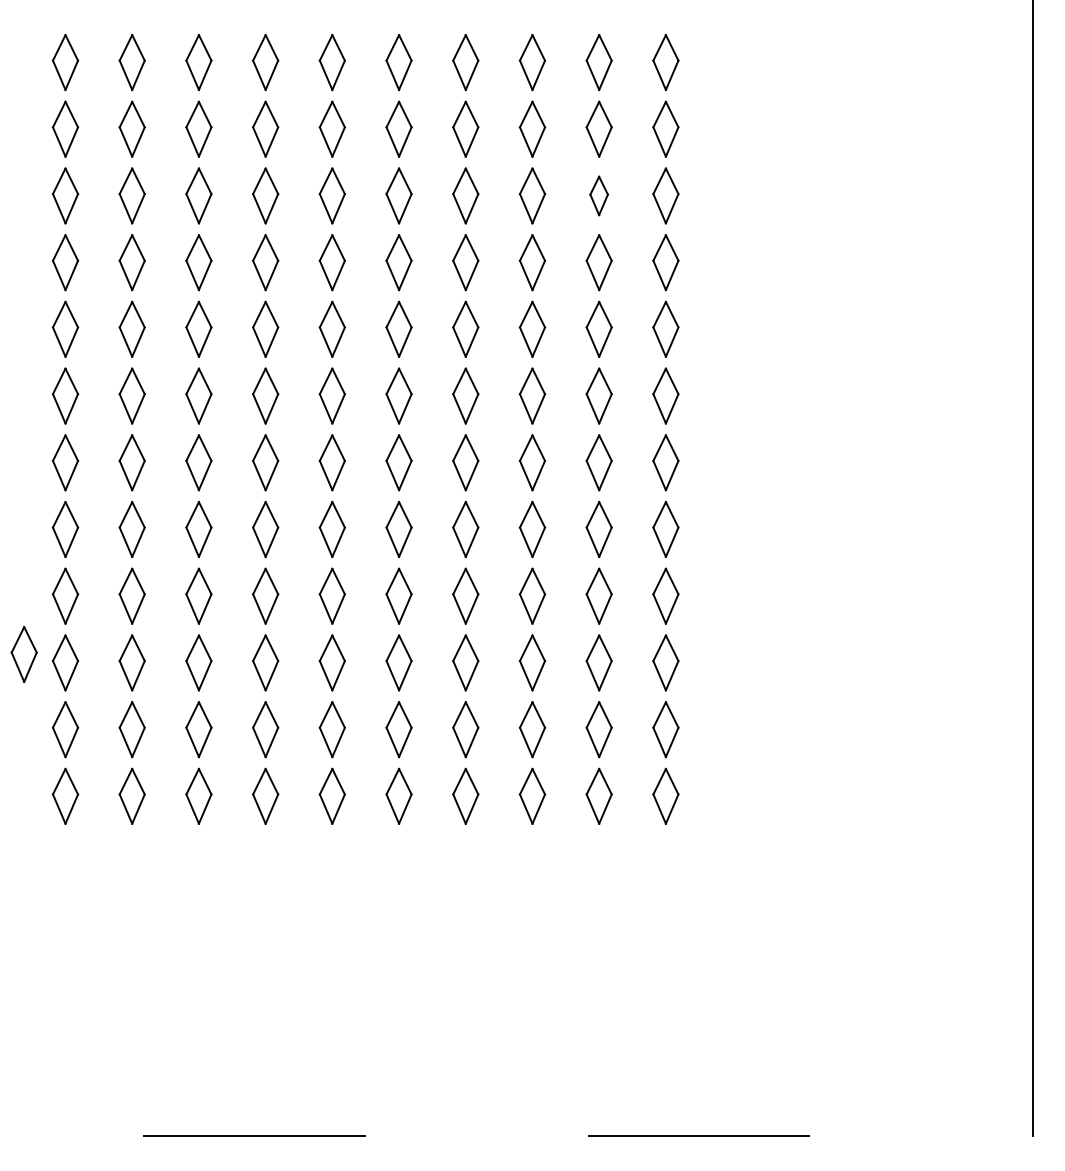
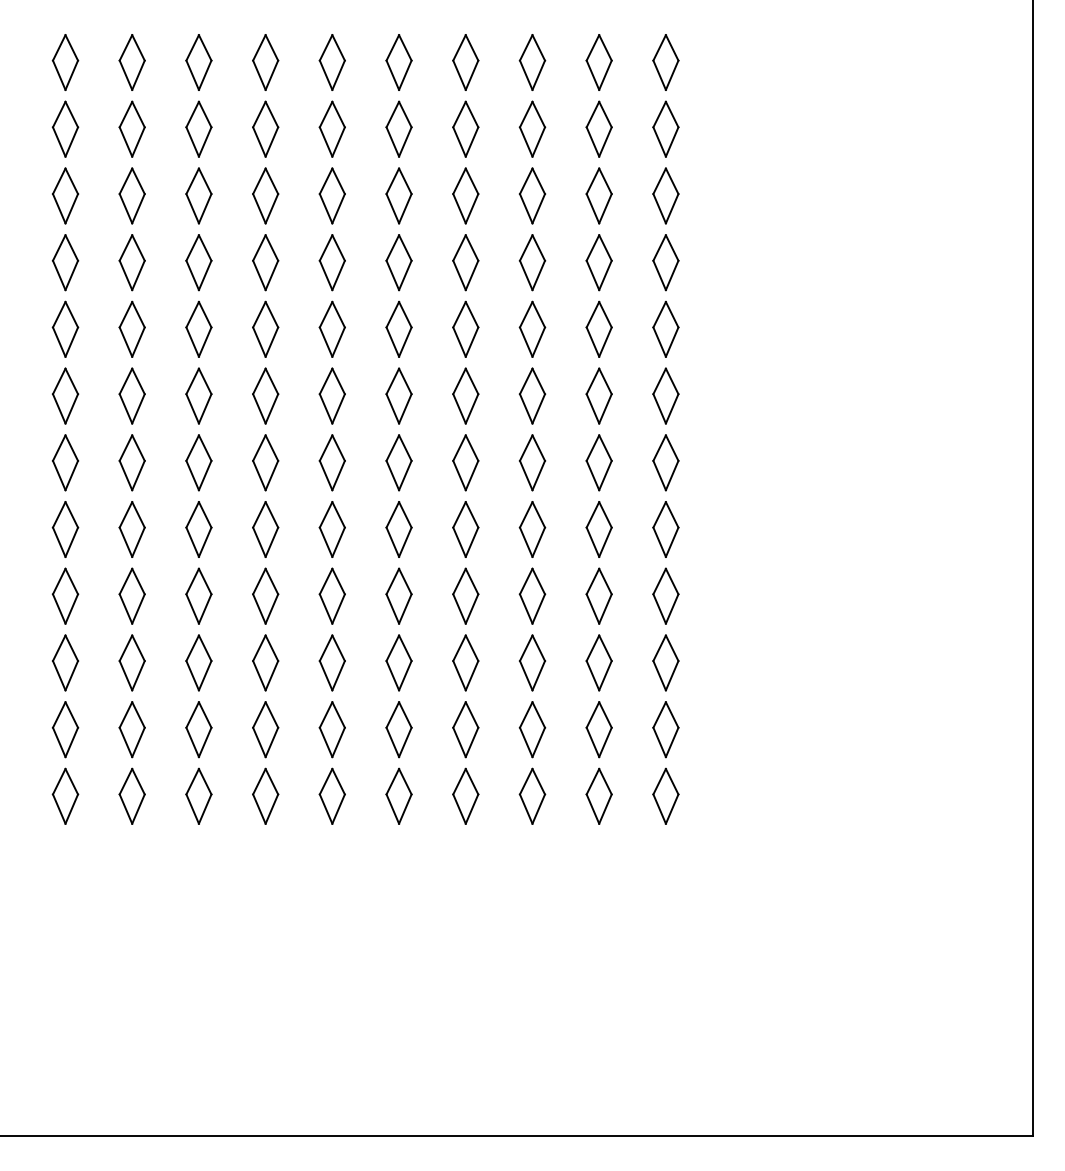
part size: 20x42 px -> 28x58 px (598, 195)
part: present -> none (23, 654)
line: dashed -> solid (516, 1135)
